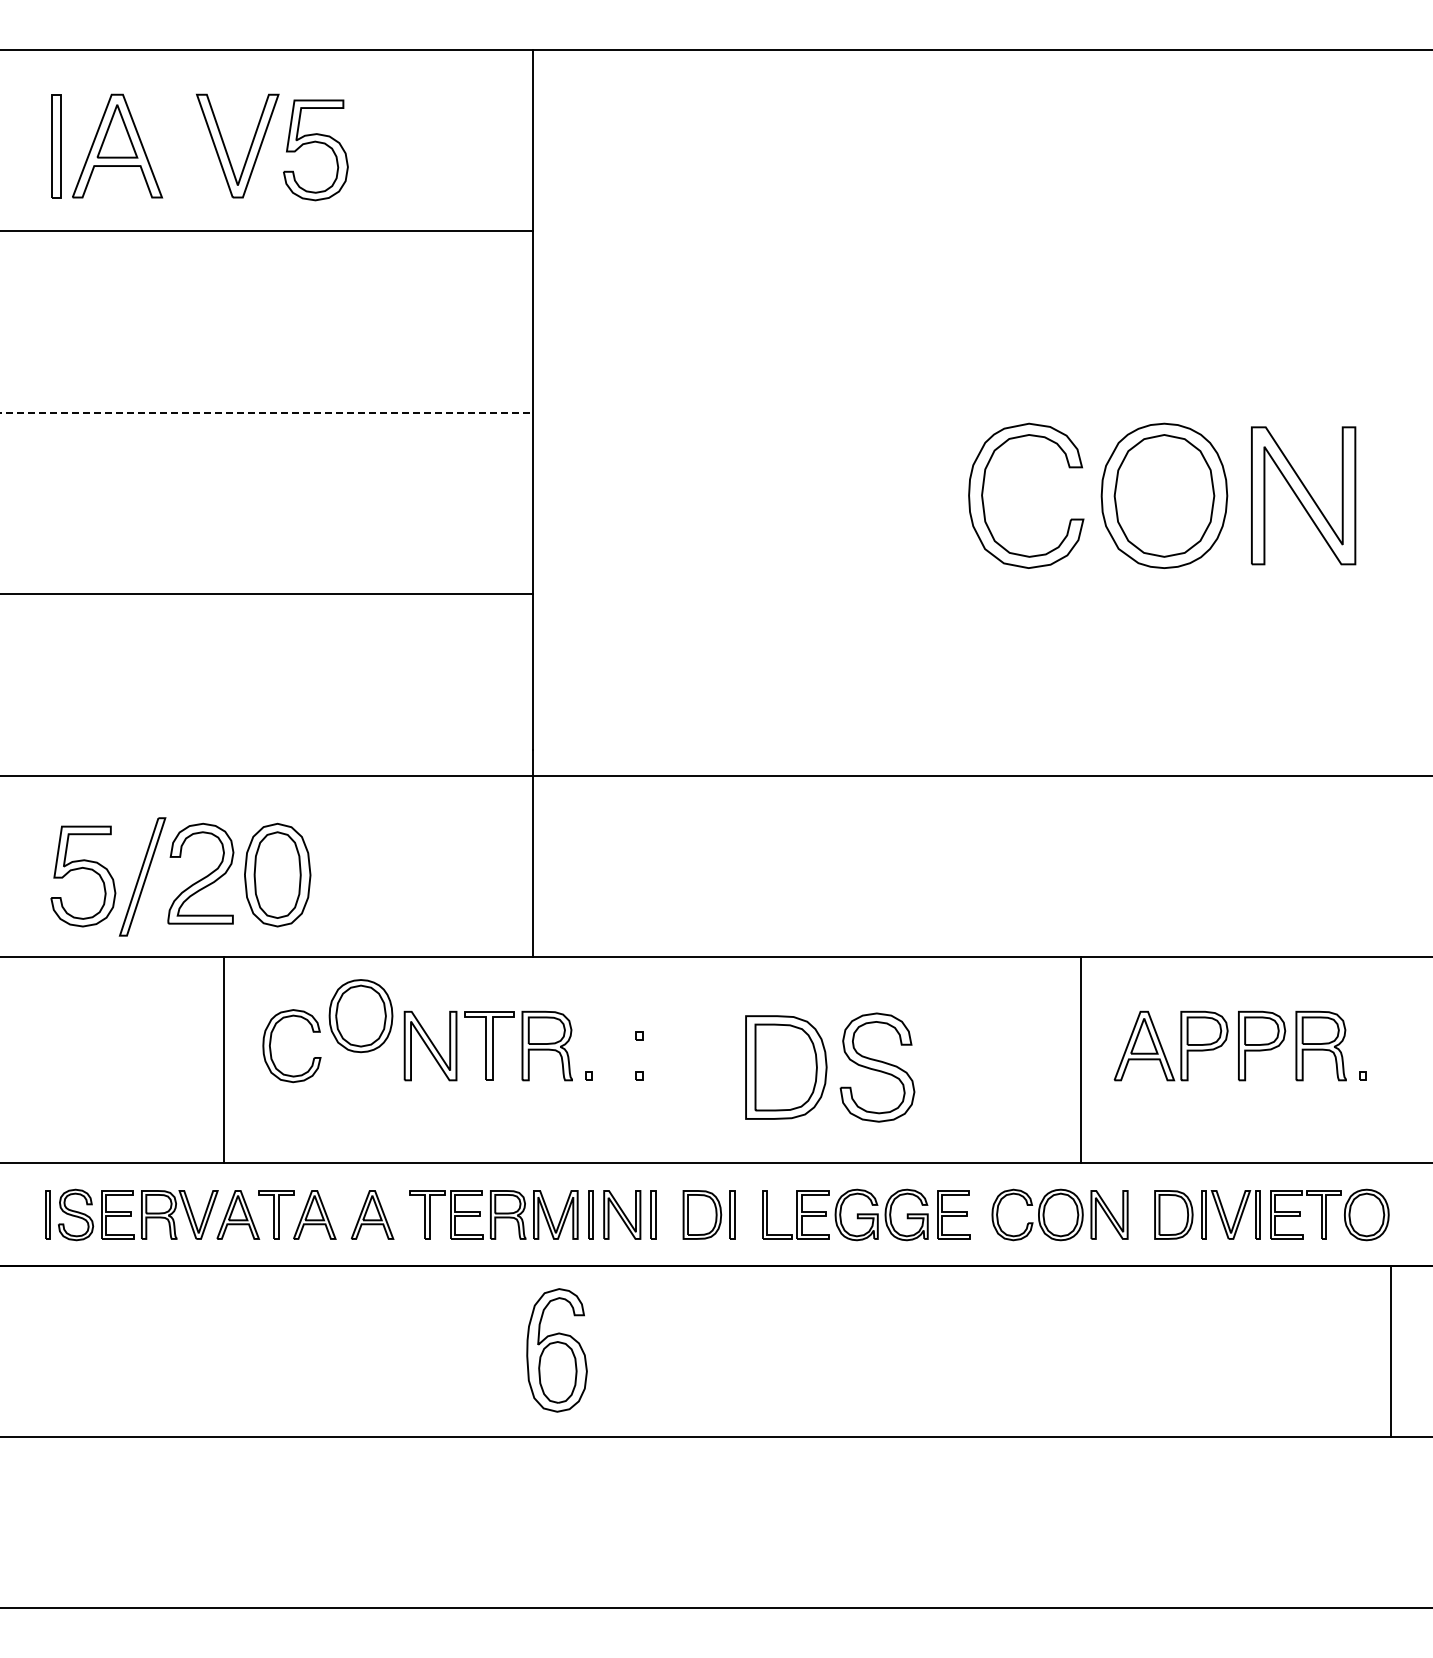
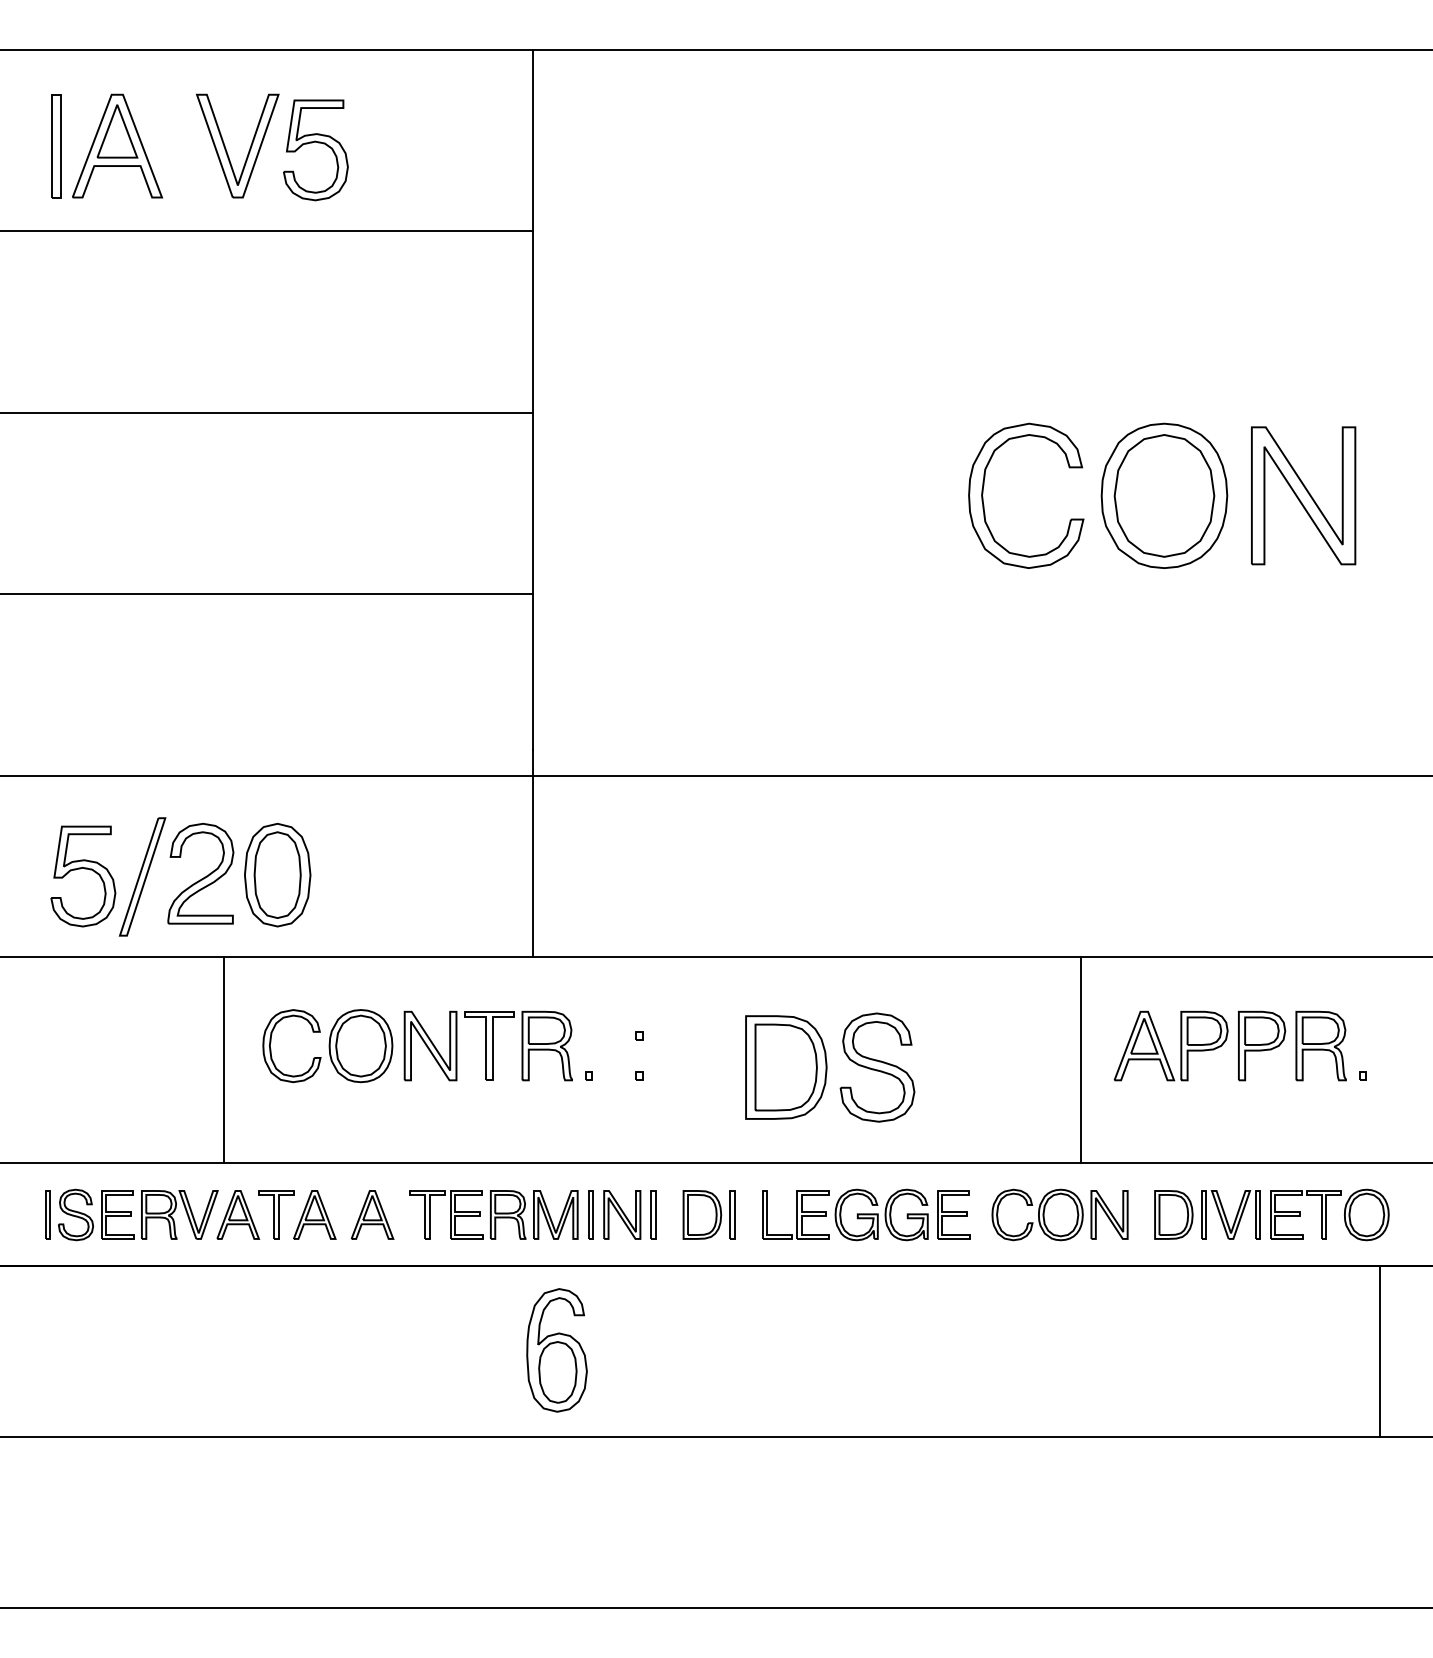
line: dashed -> solid (266, 412)
part position: (360, 1016) -> (360, 1046) (360, 1046)
line position: (1391, 1351) -> (1380, 1351) (1380, 1351)
